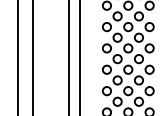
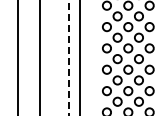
line position: (32, 57) -> (39, 57) (39, 57)
line: solid -> dashed (69, 58)
